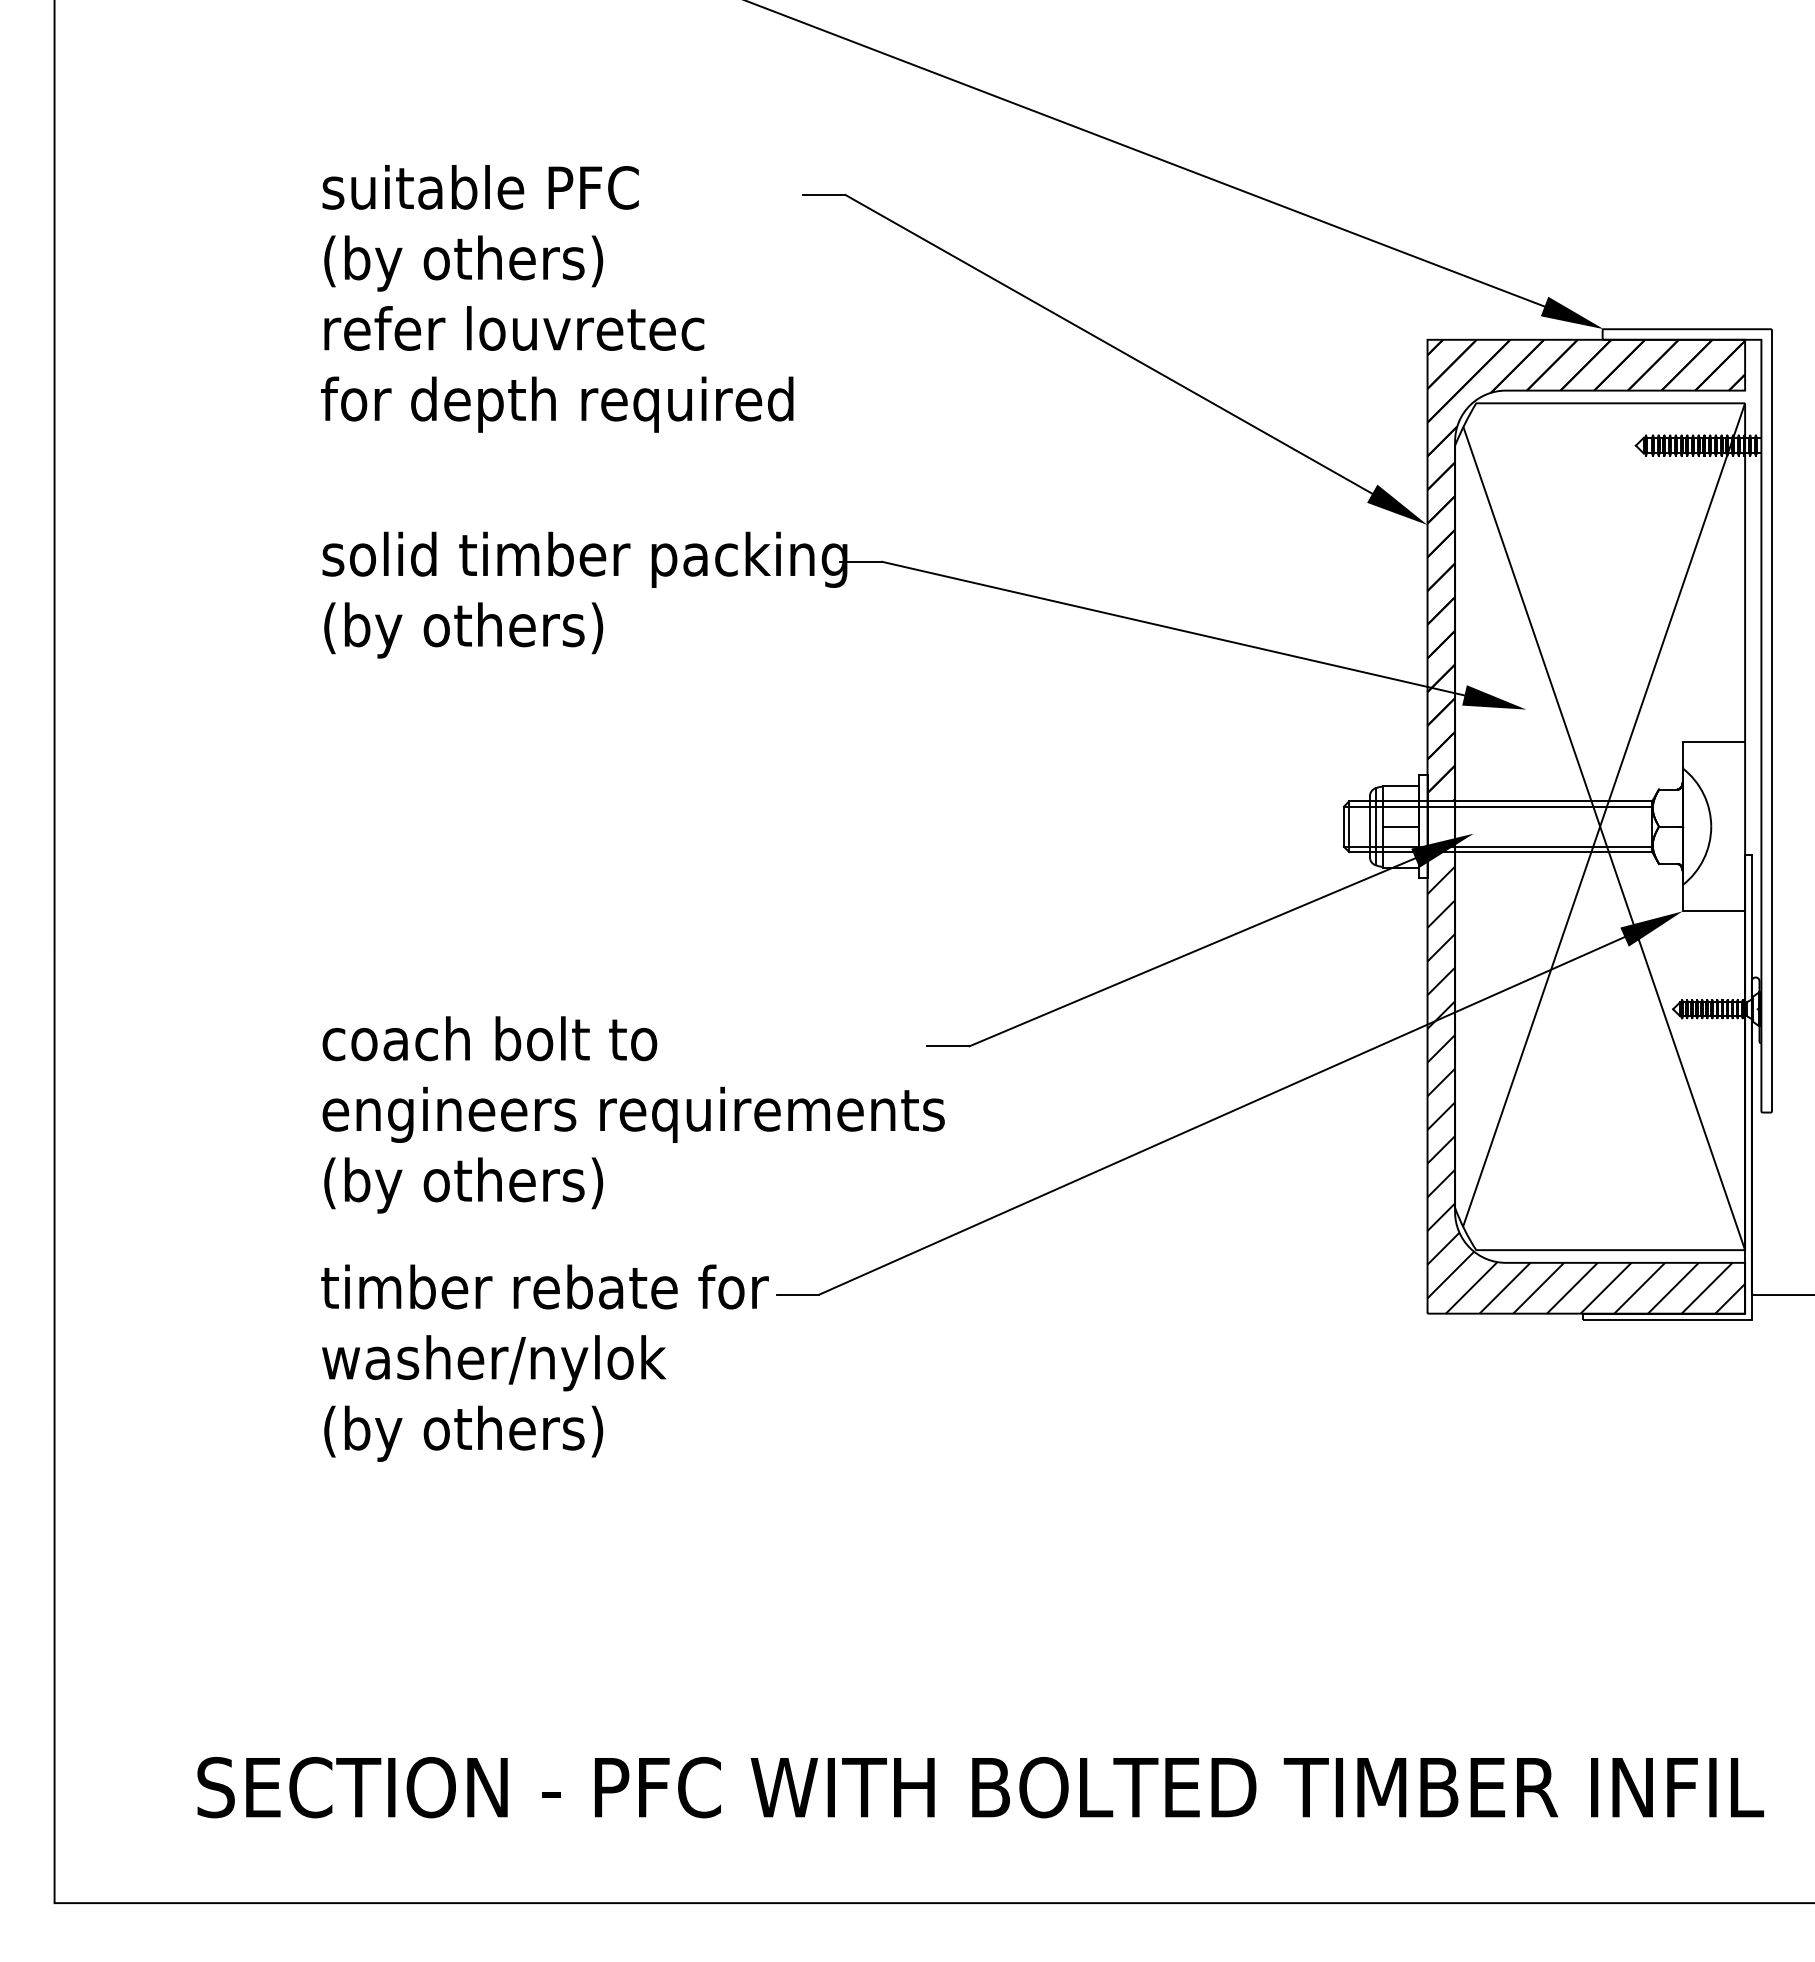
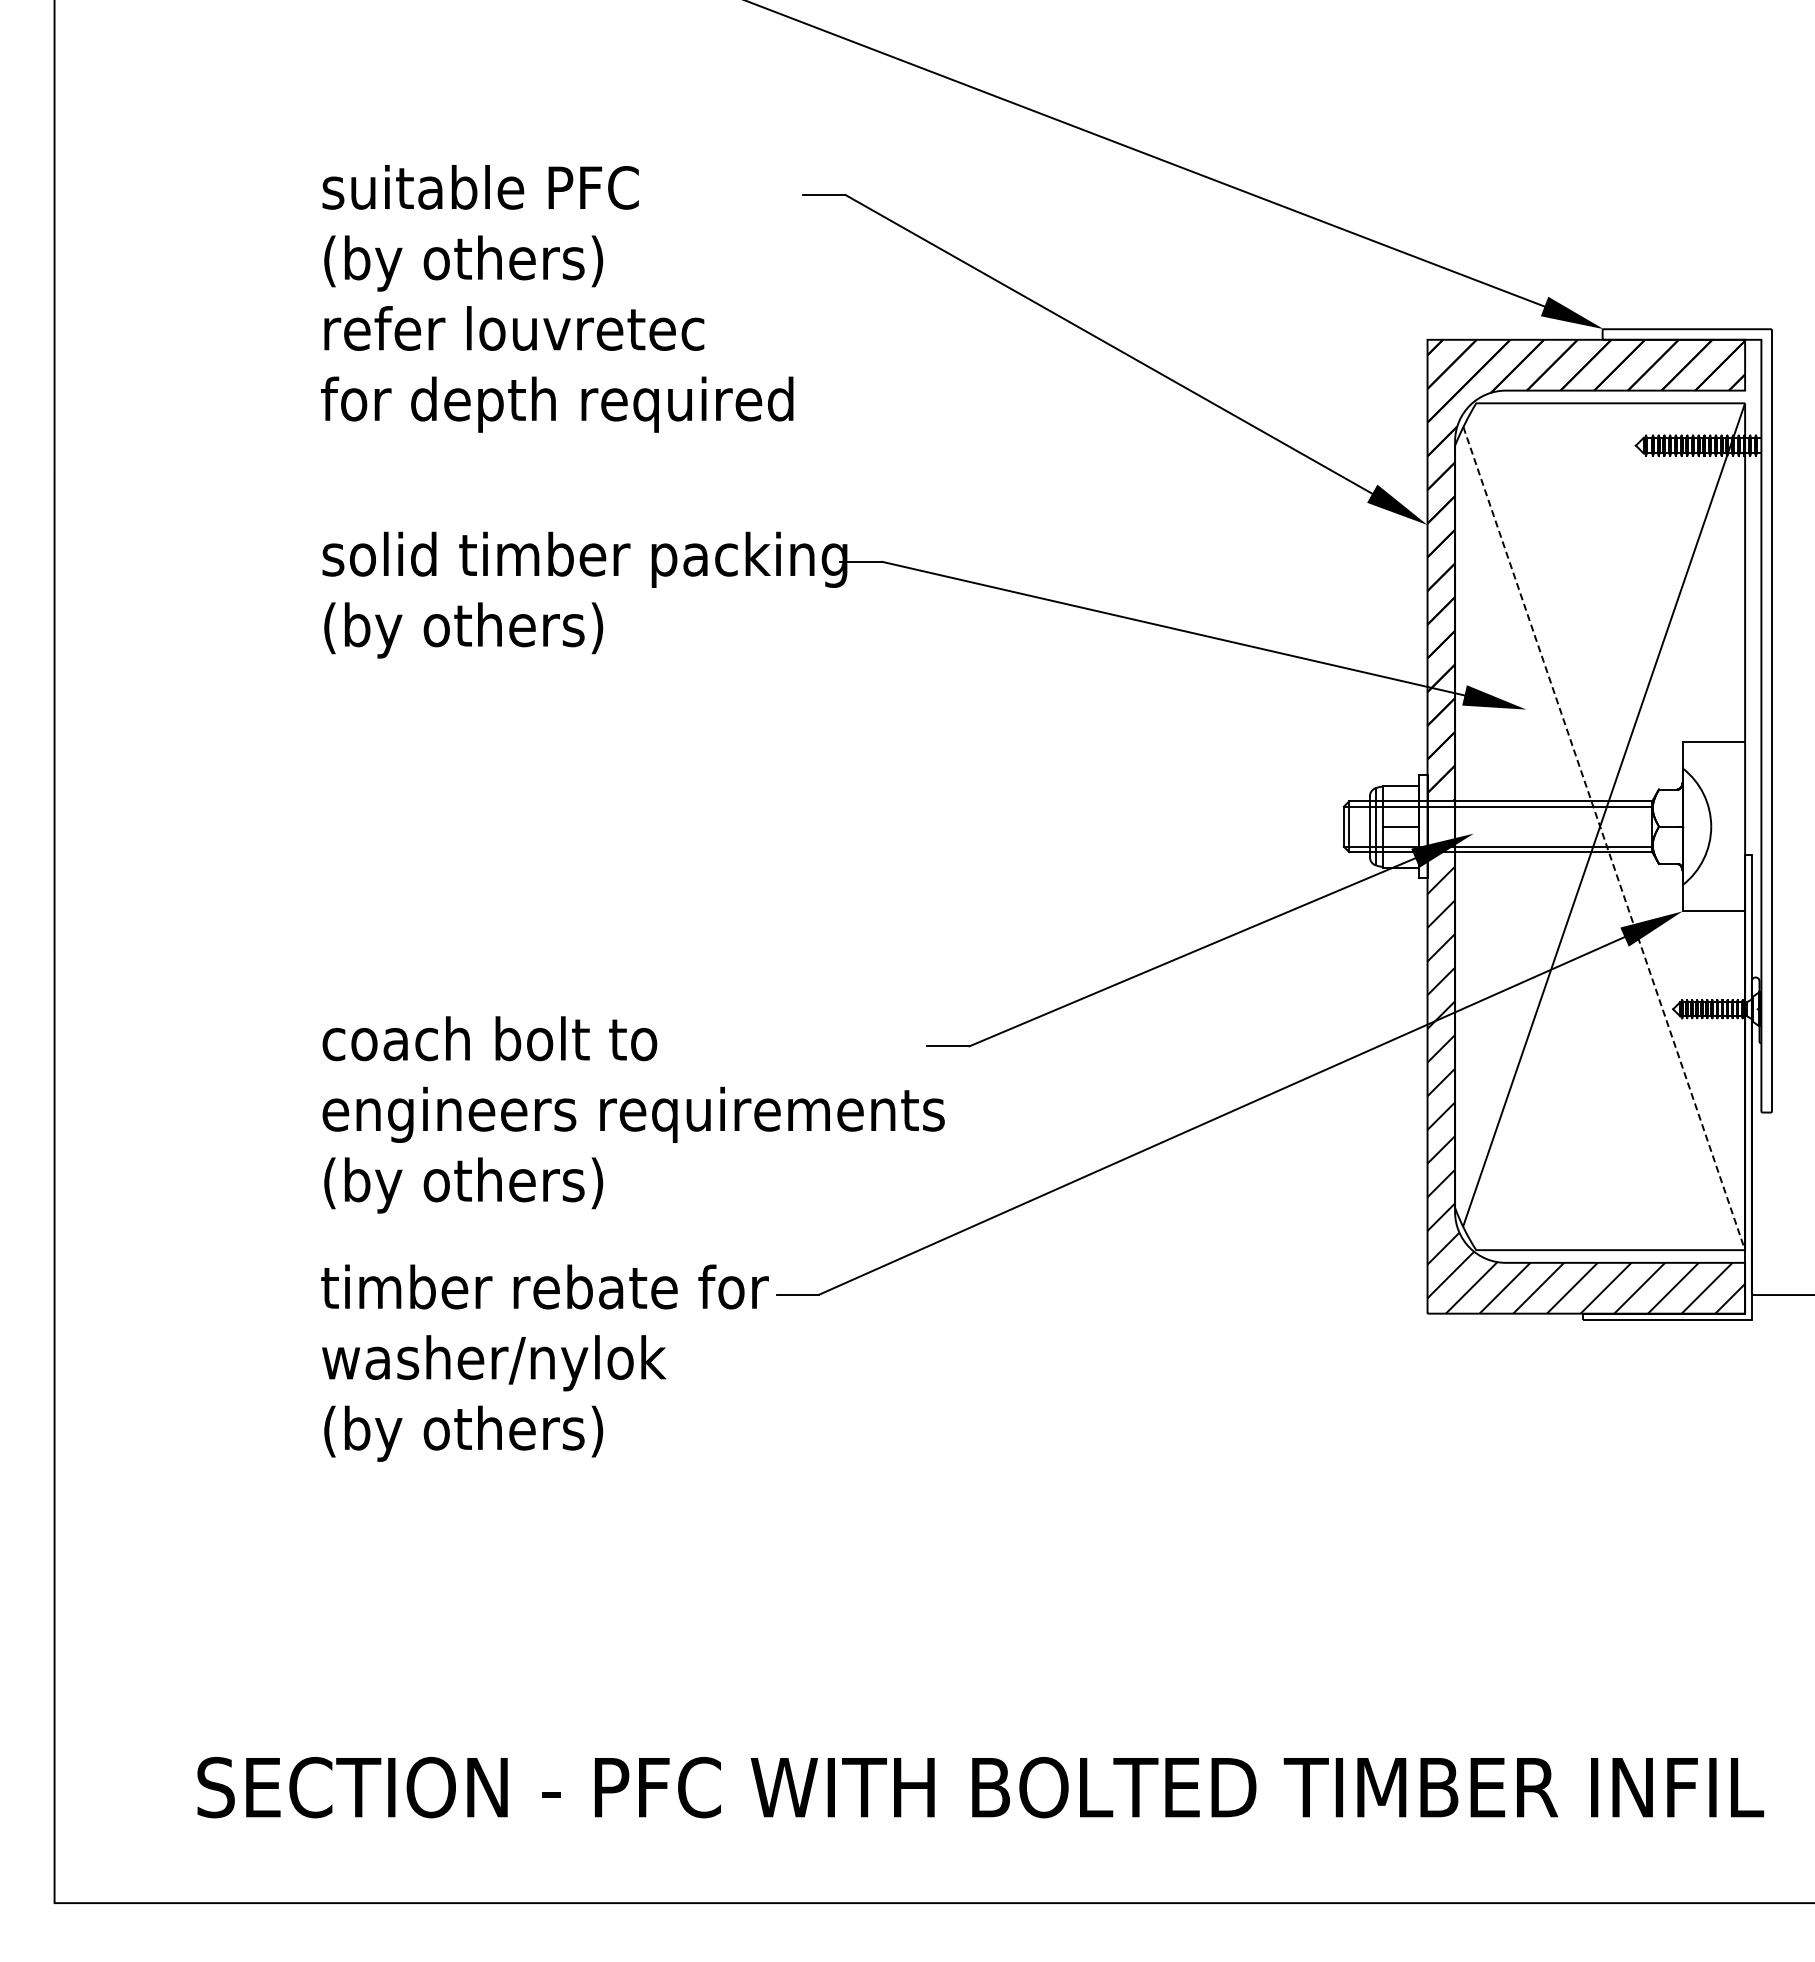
line: solid -> dashed (1604, 838)
